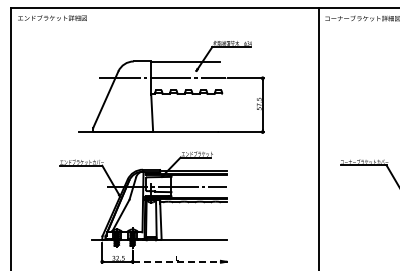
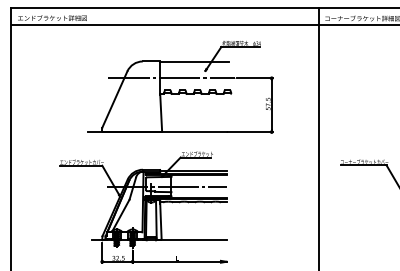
line: none -> present (203, 25)
part position: (171, 87) -> (180, 87) (180, 87)
line: dashed -> solid (177, 261)
